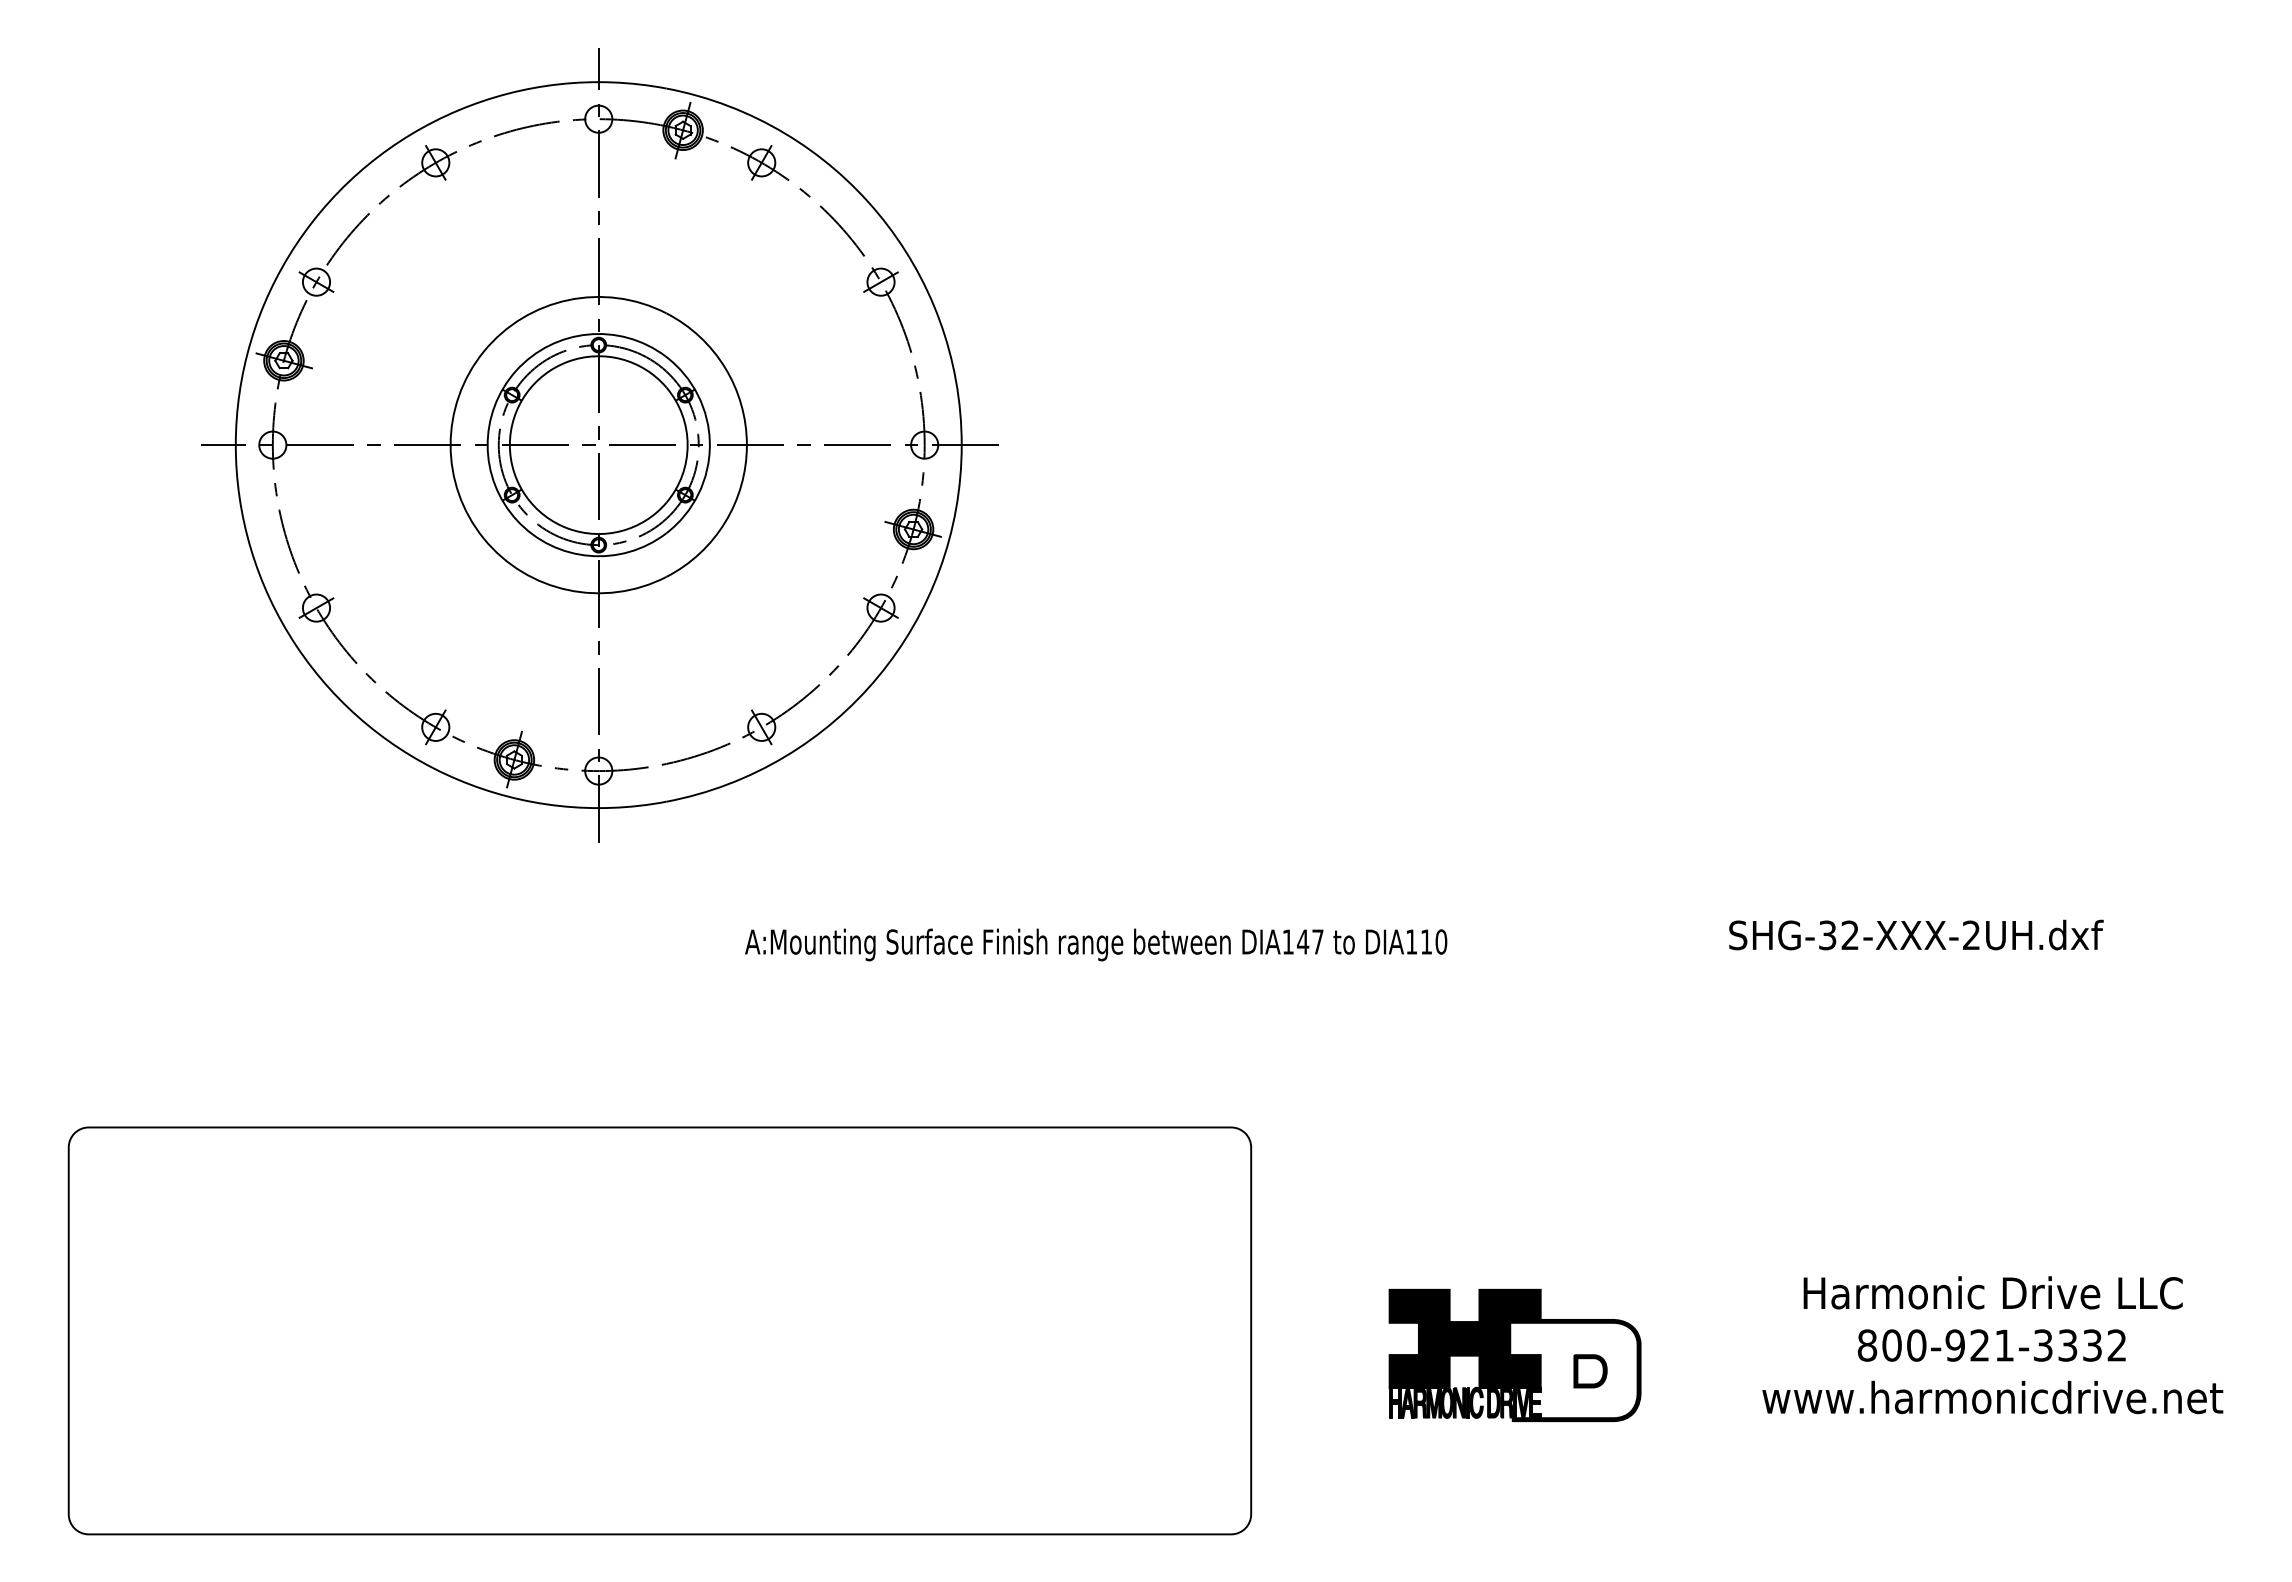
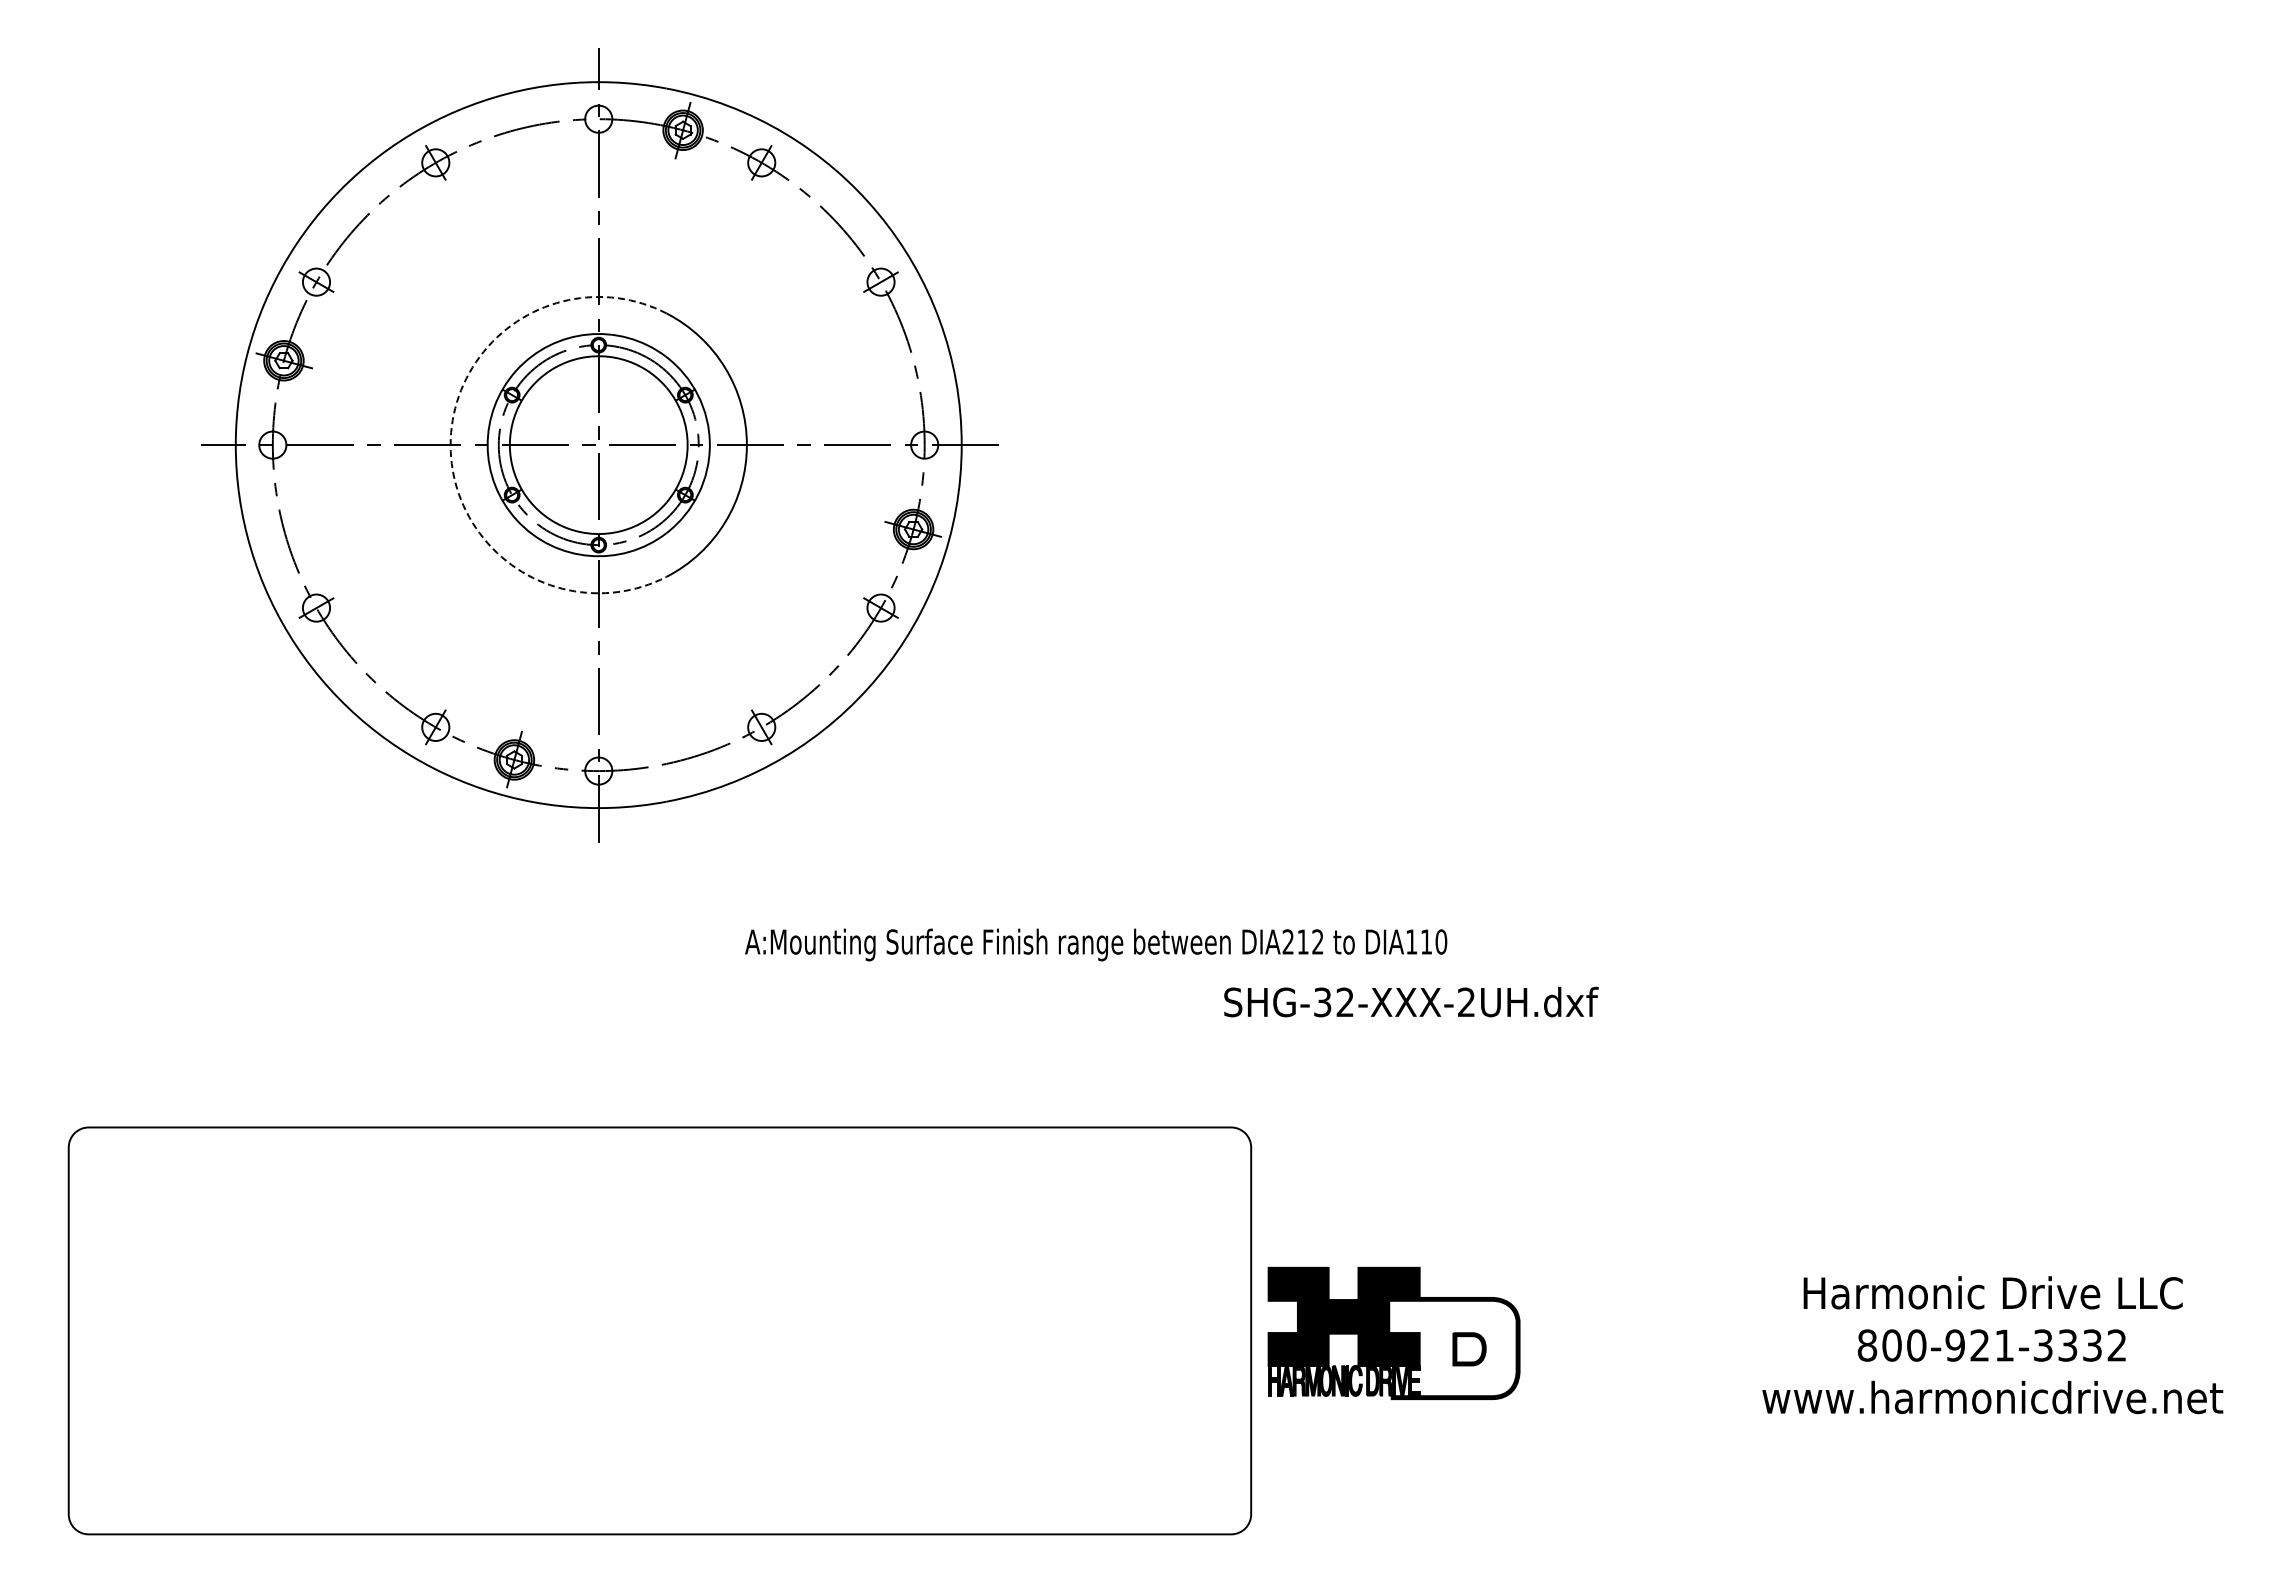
arc: solid -> dashed (450, 445)
text position: (1916, 934) -> (1411, 1001) (1411, 1001)
text: DIA147 -> DIA212 (1302, 941)
part position: (1514, 1354) -> (1393, 1332) (1393, 1332)
